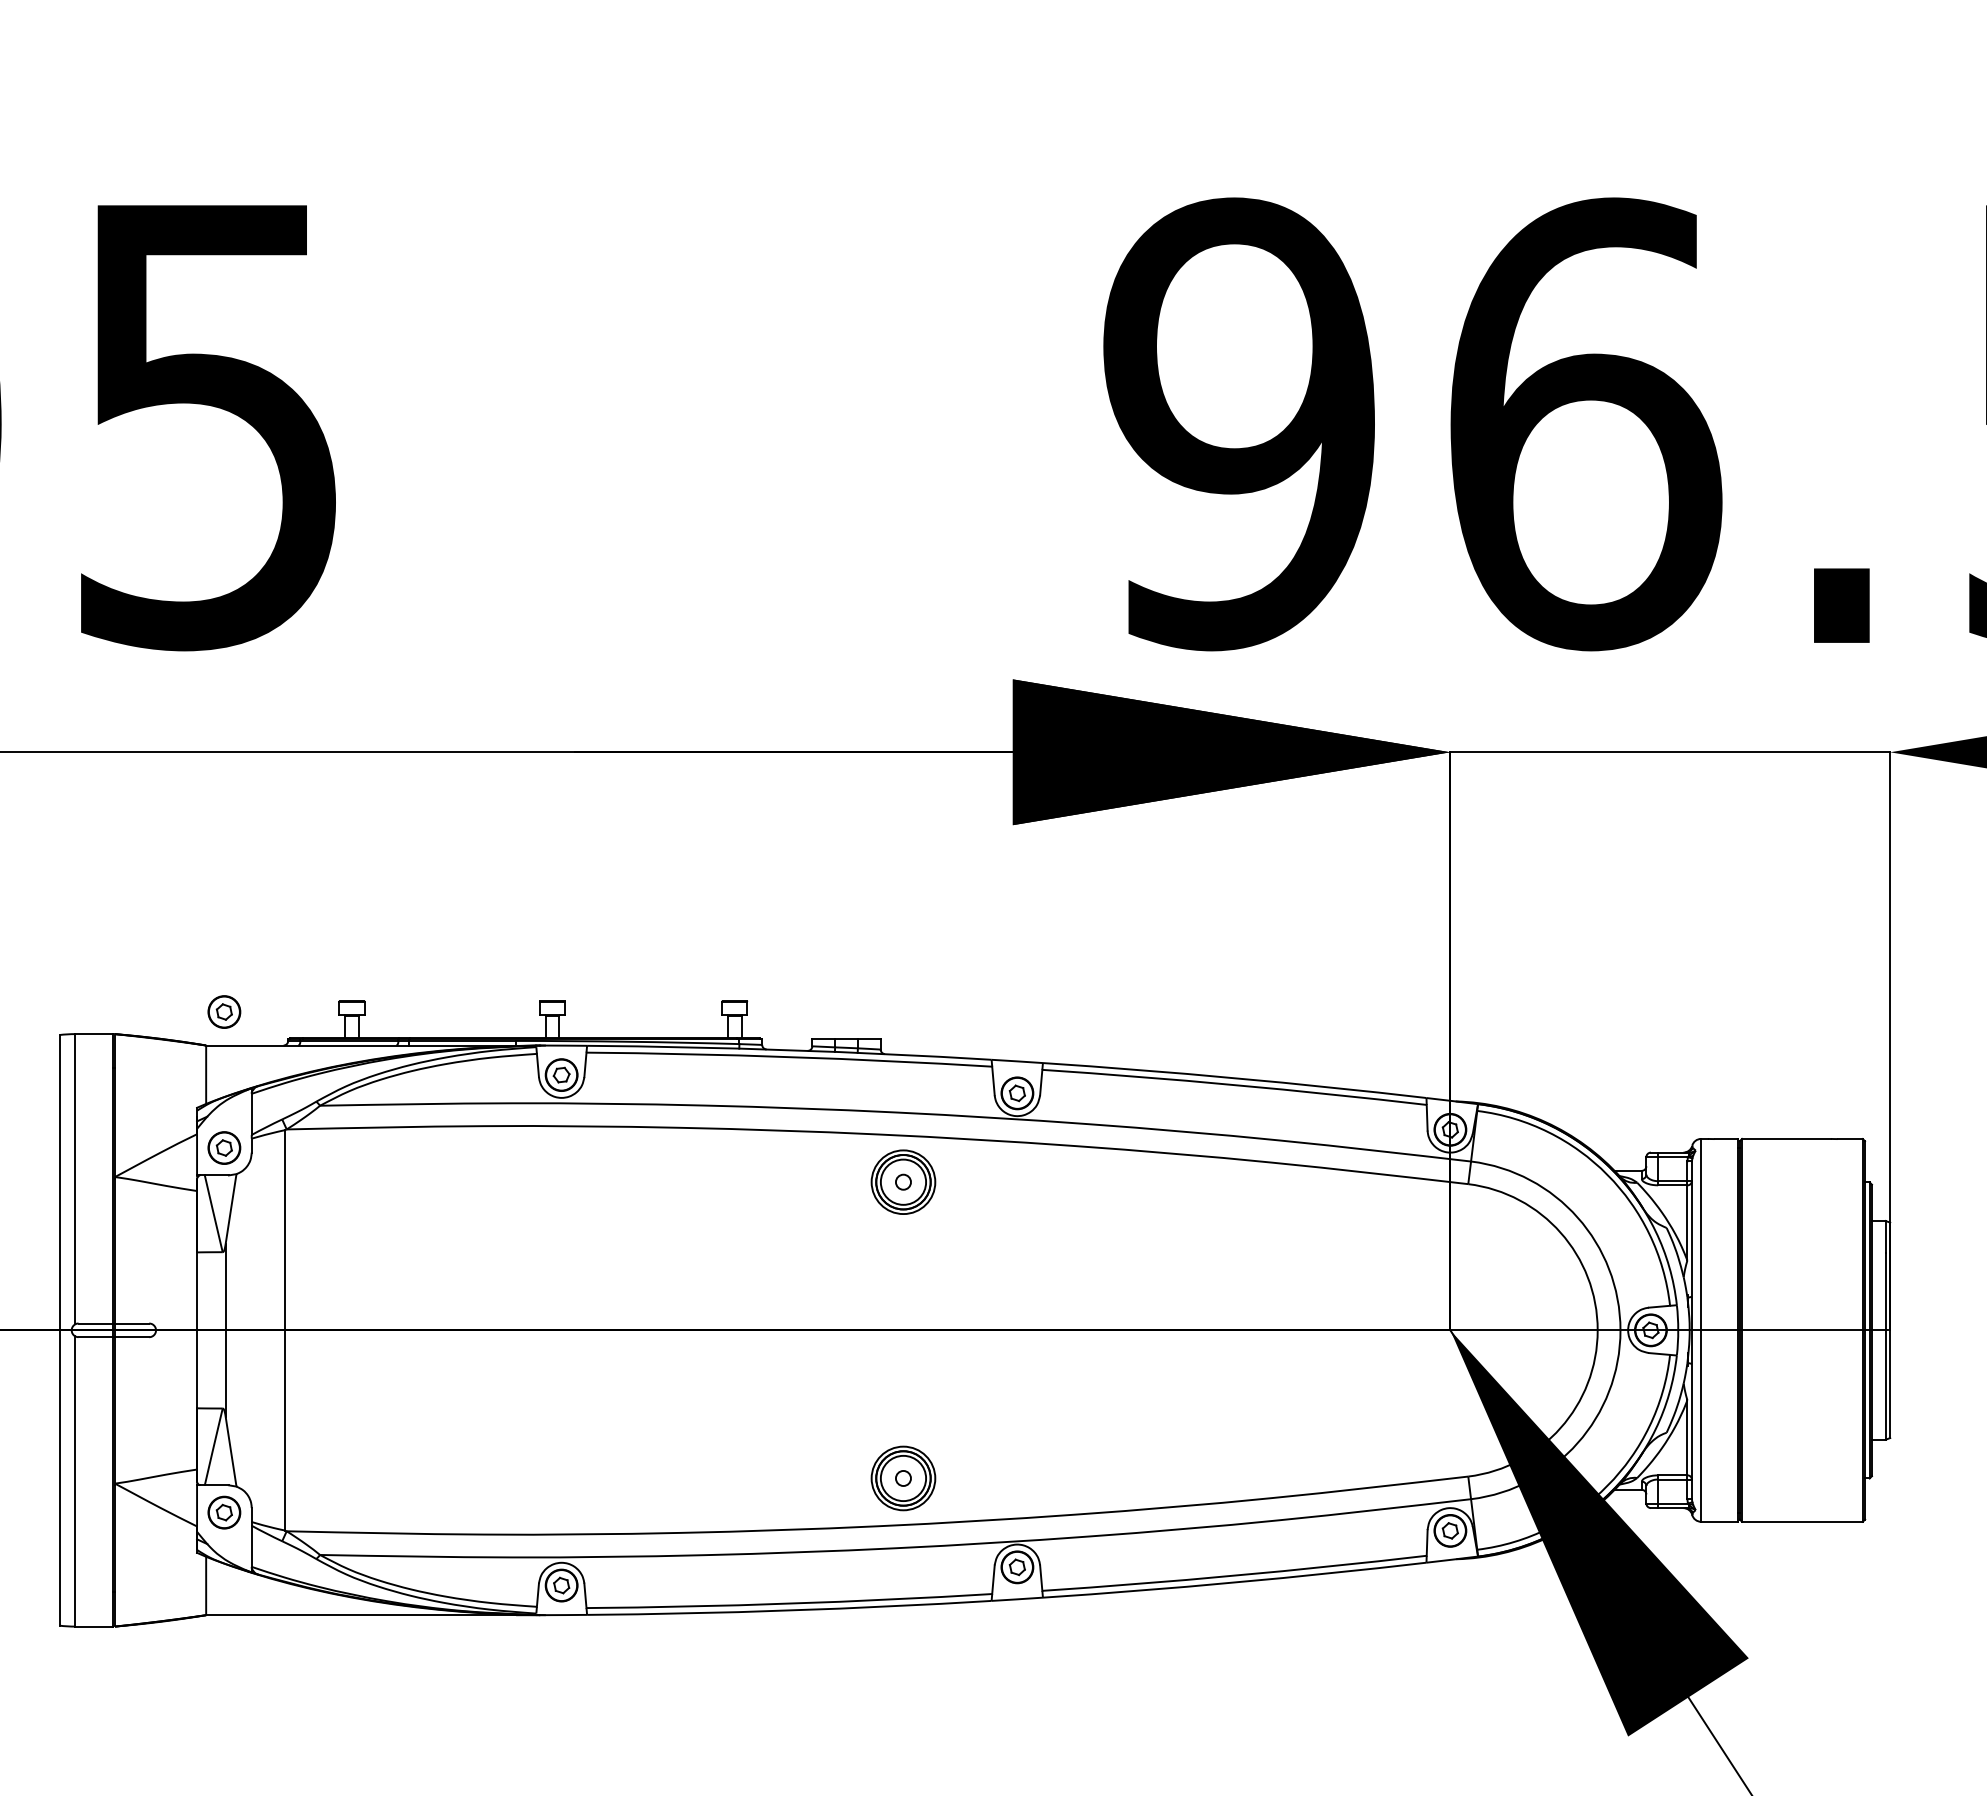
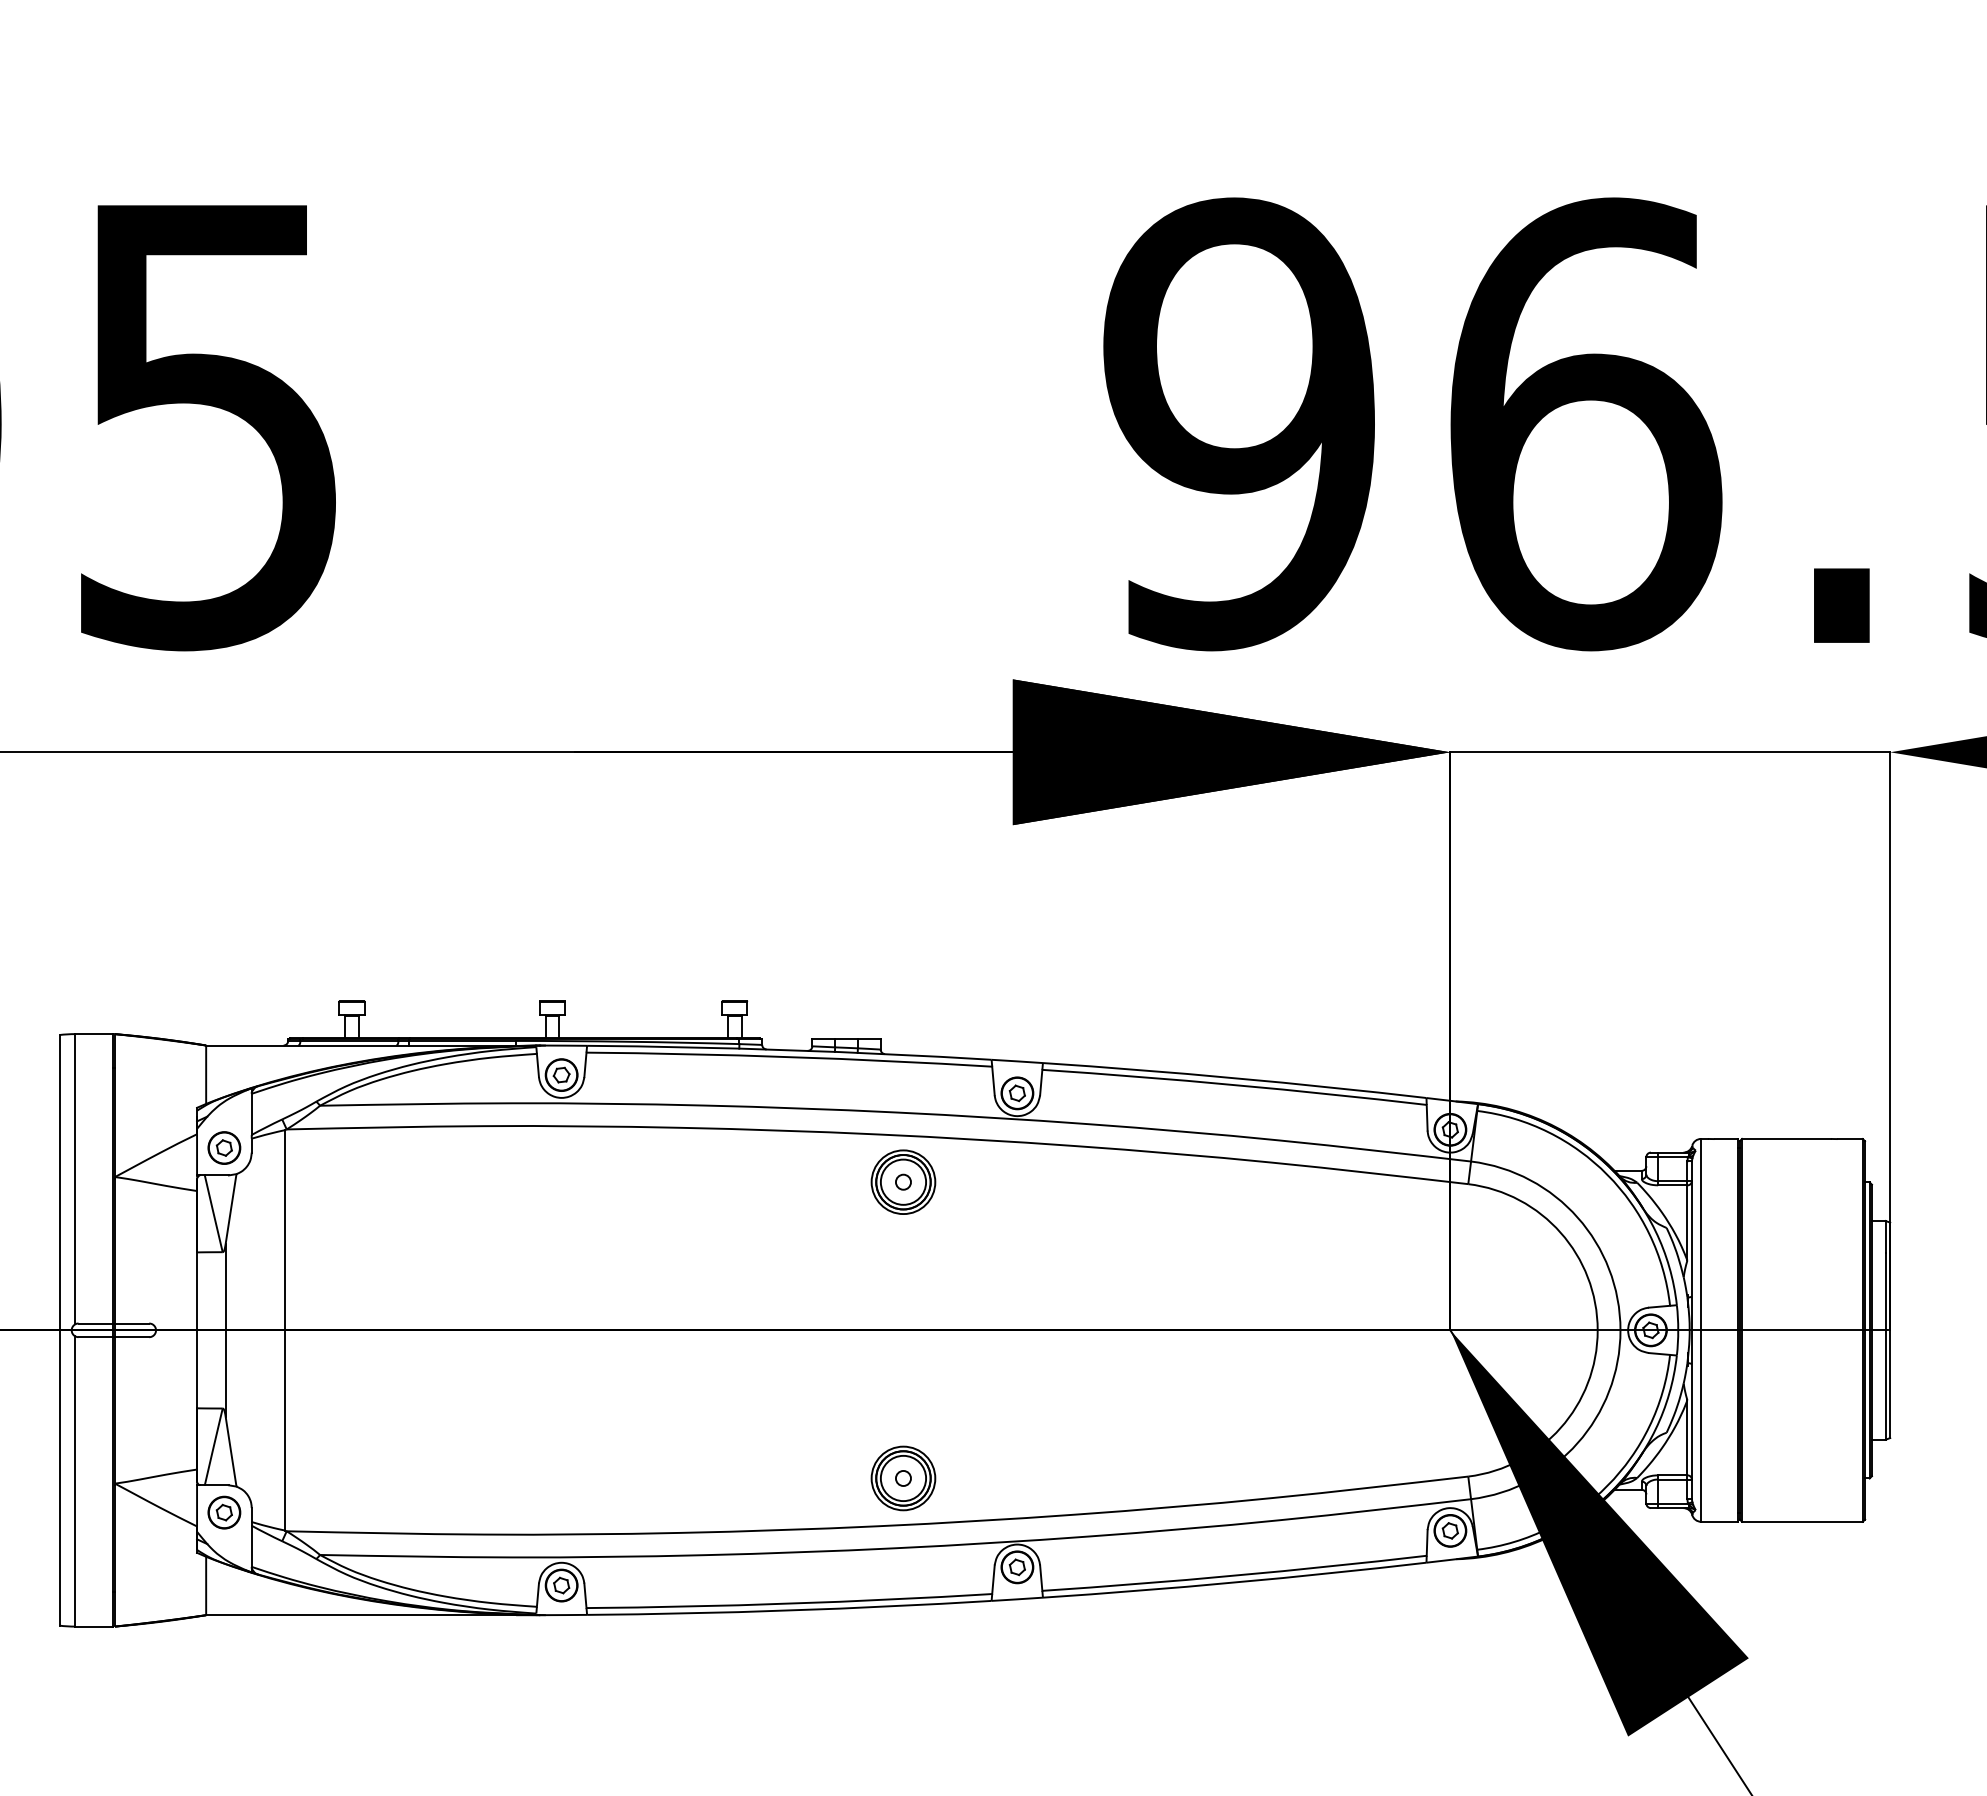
part: present -> none (224, 1011)
